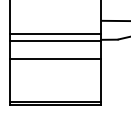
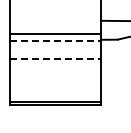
line: solid -> dashed (55, 40)
line: solid -> dashed (55, 58)
